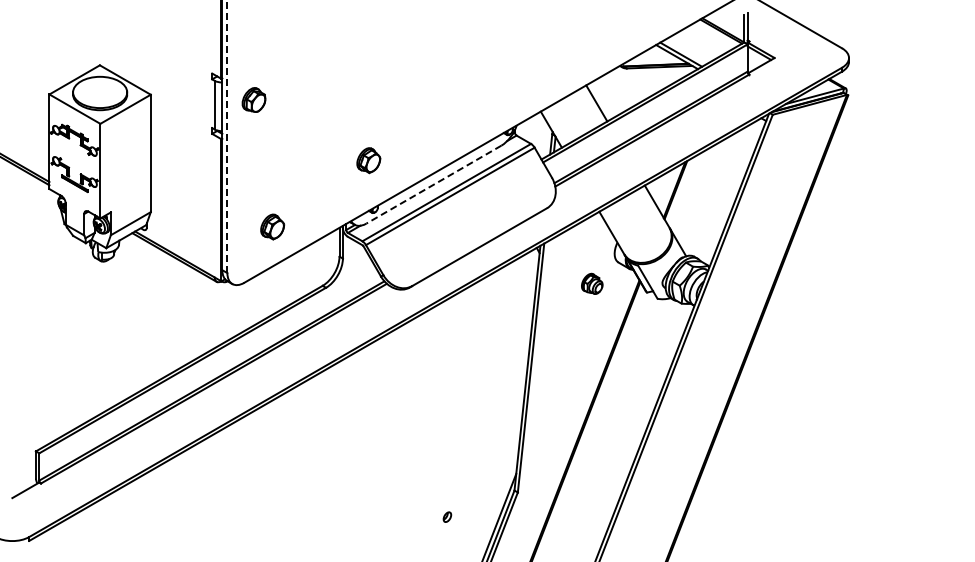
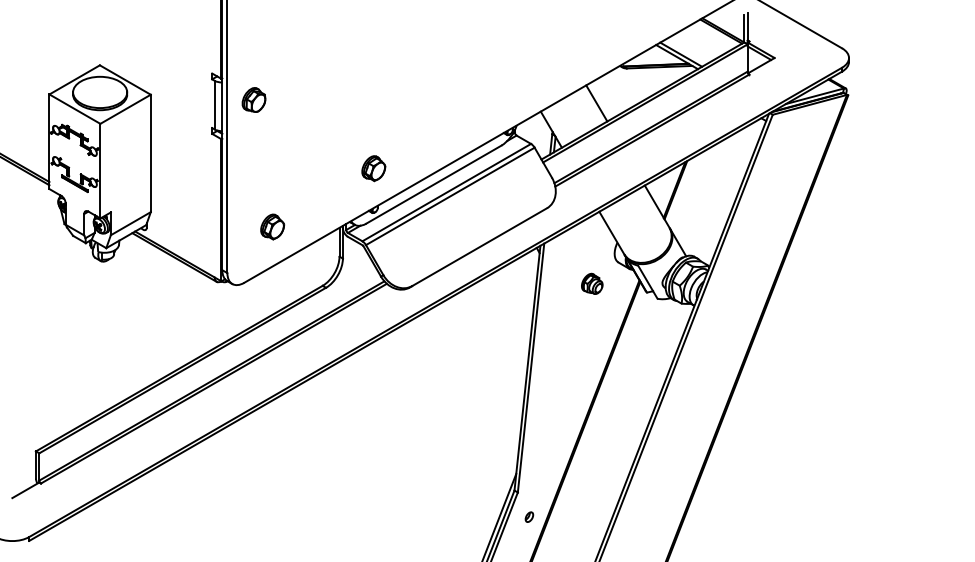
line: dashed -> solid (227, 136)
part position: (368, 160) -> (373, 168) (373, 168)
line: dashed -> solid (433, 184)
part position: (447, 516) -> (529, 516) (529, 516)
